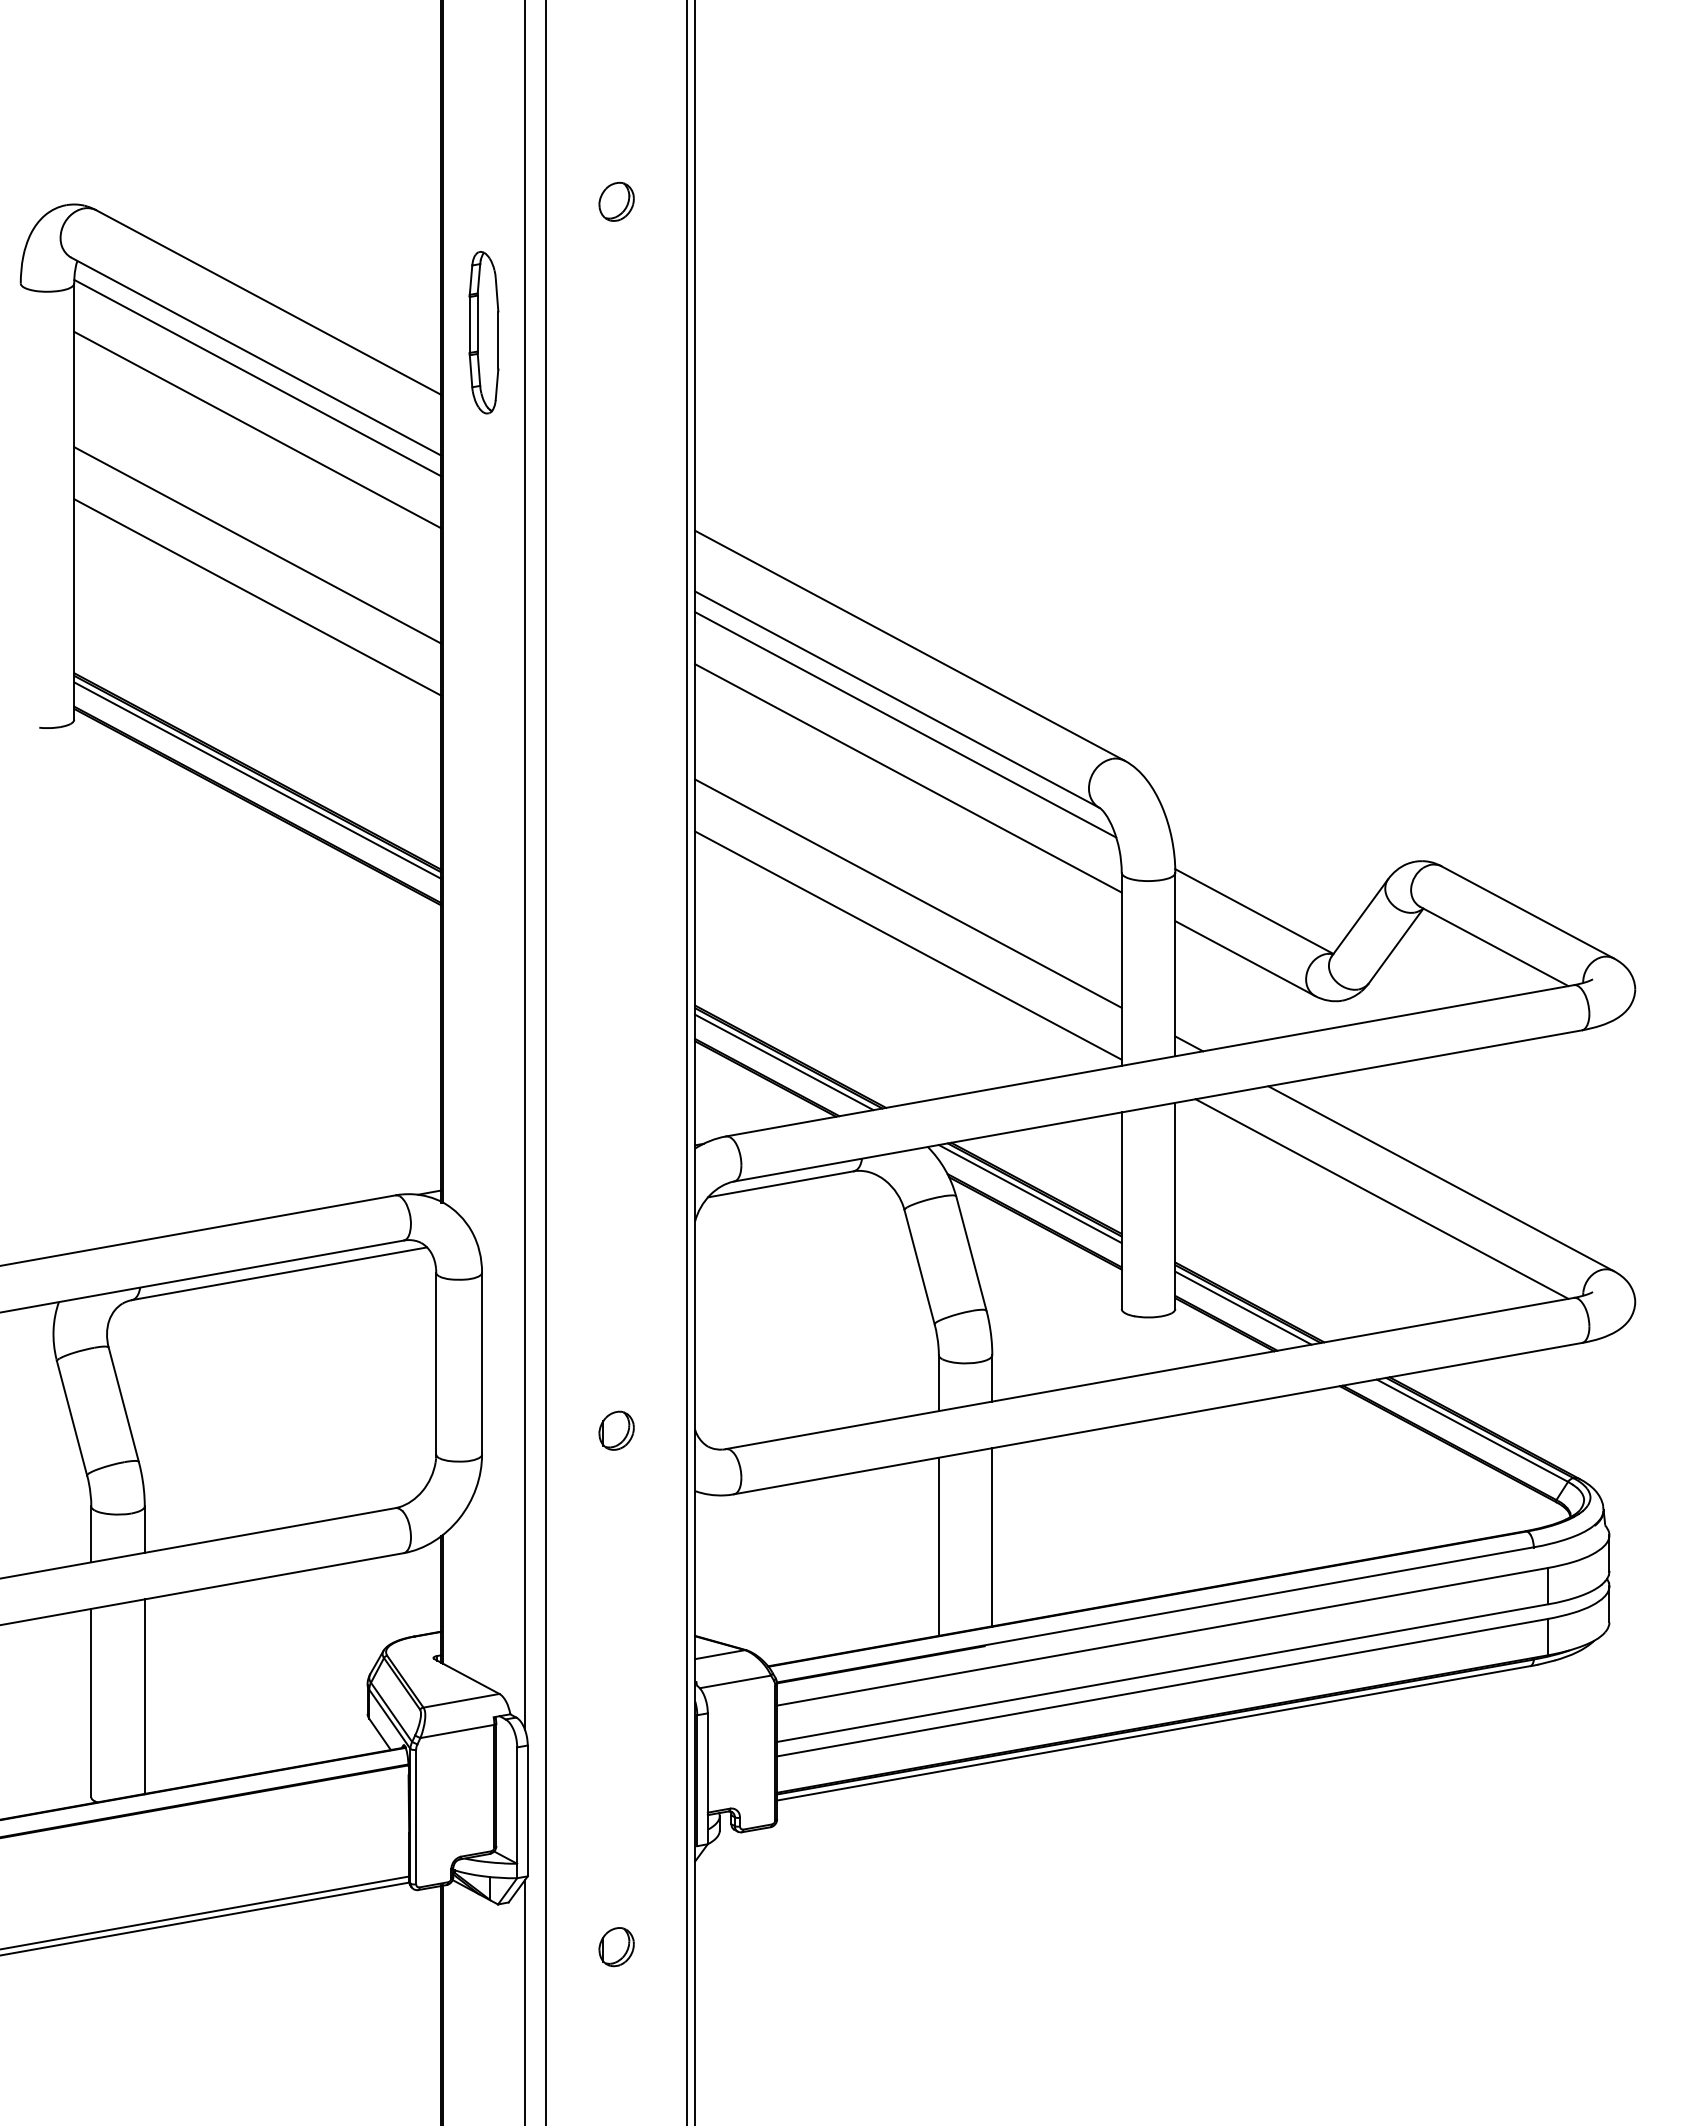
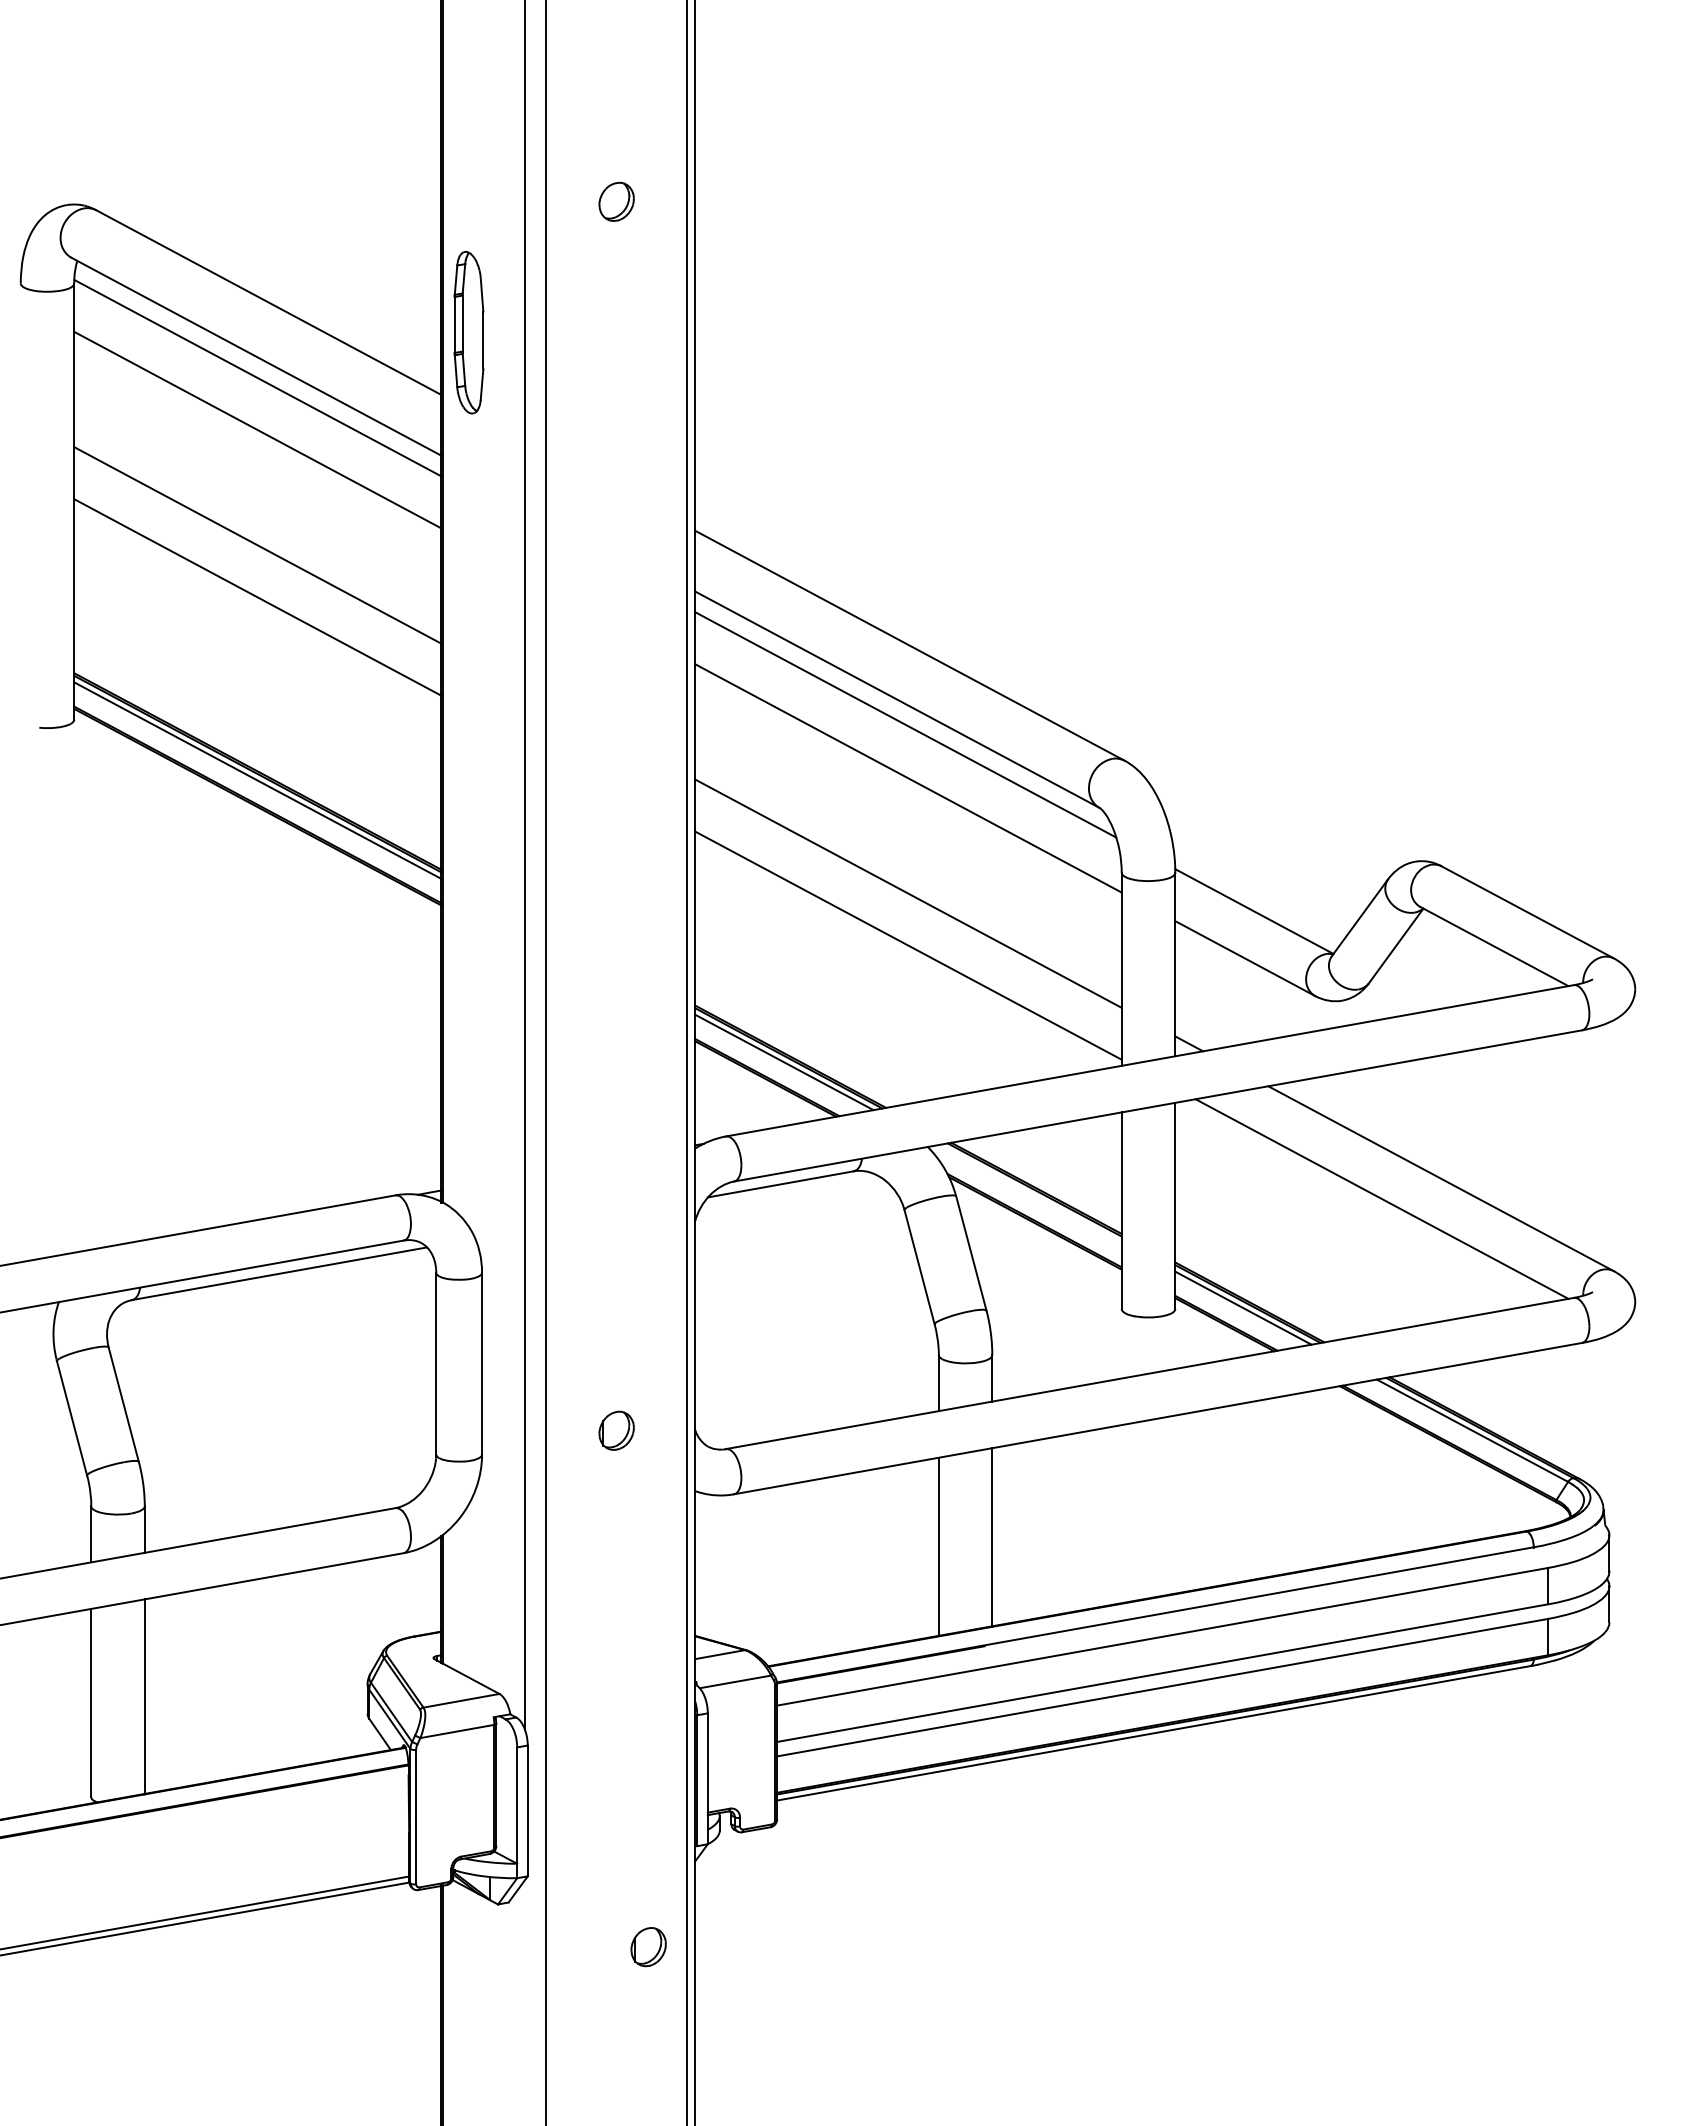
part position: (483, 332) -> (468, 332) (468, 332)
line: present -> none (1029, 1194)
part position: (616, 1947) -> (648, 1947) (648, 1947)
line: present -> none (524, 2001)
